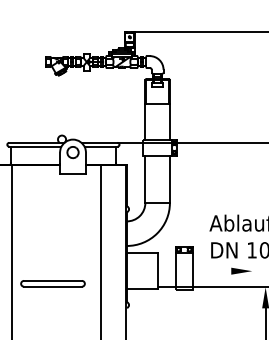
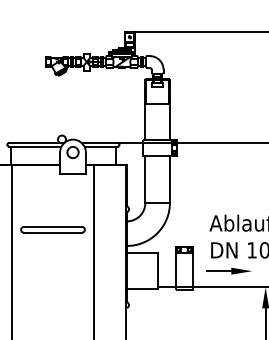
line position: (100, 250) -> (93, 250) (93, 250)
line: none -> present (219, 271)
part position: (52, 283) -> (52, 229) (52, 229)
